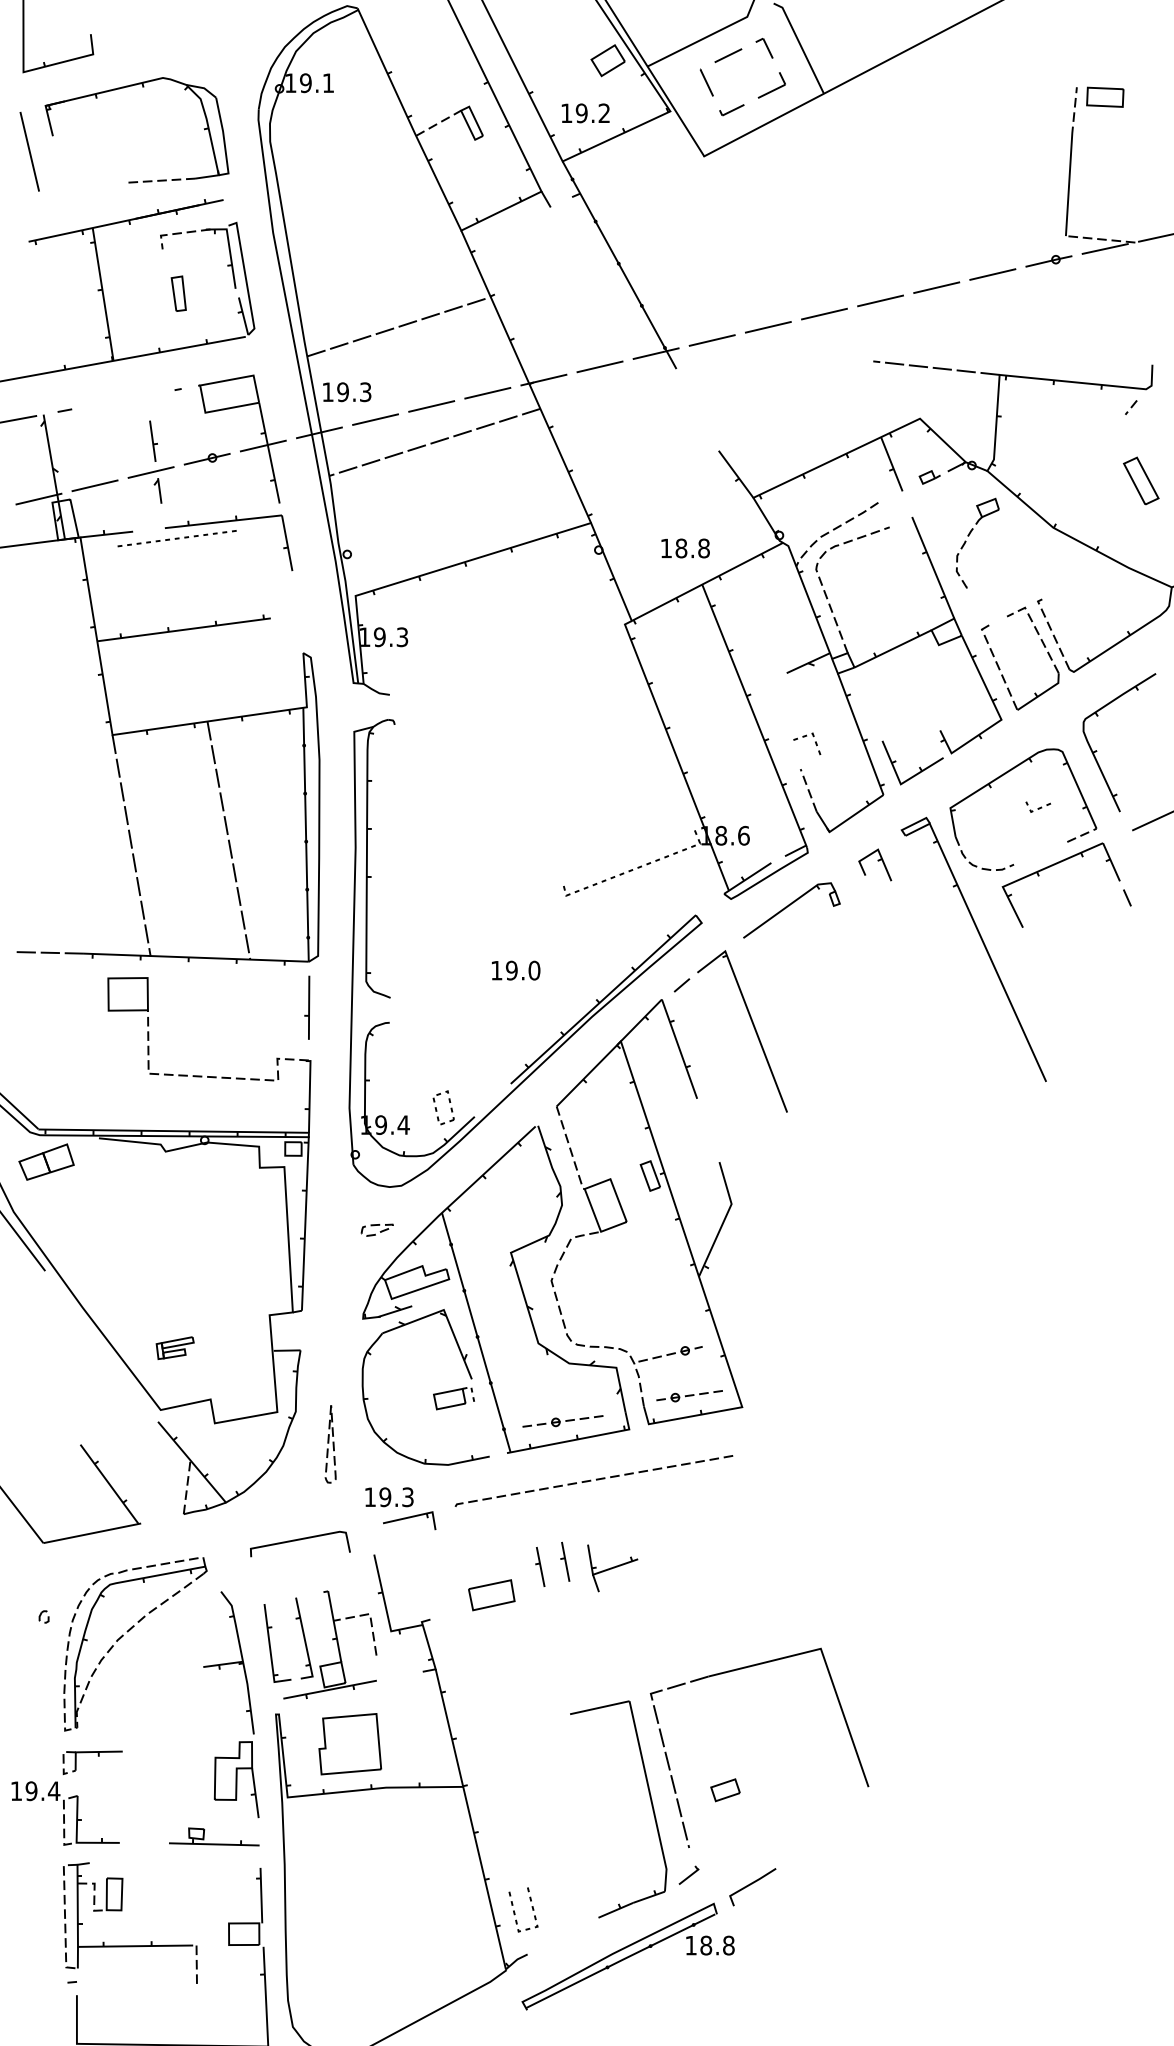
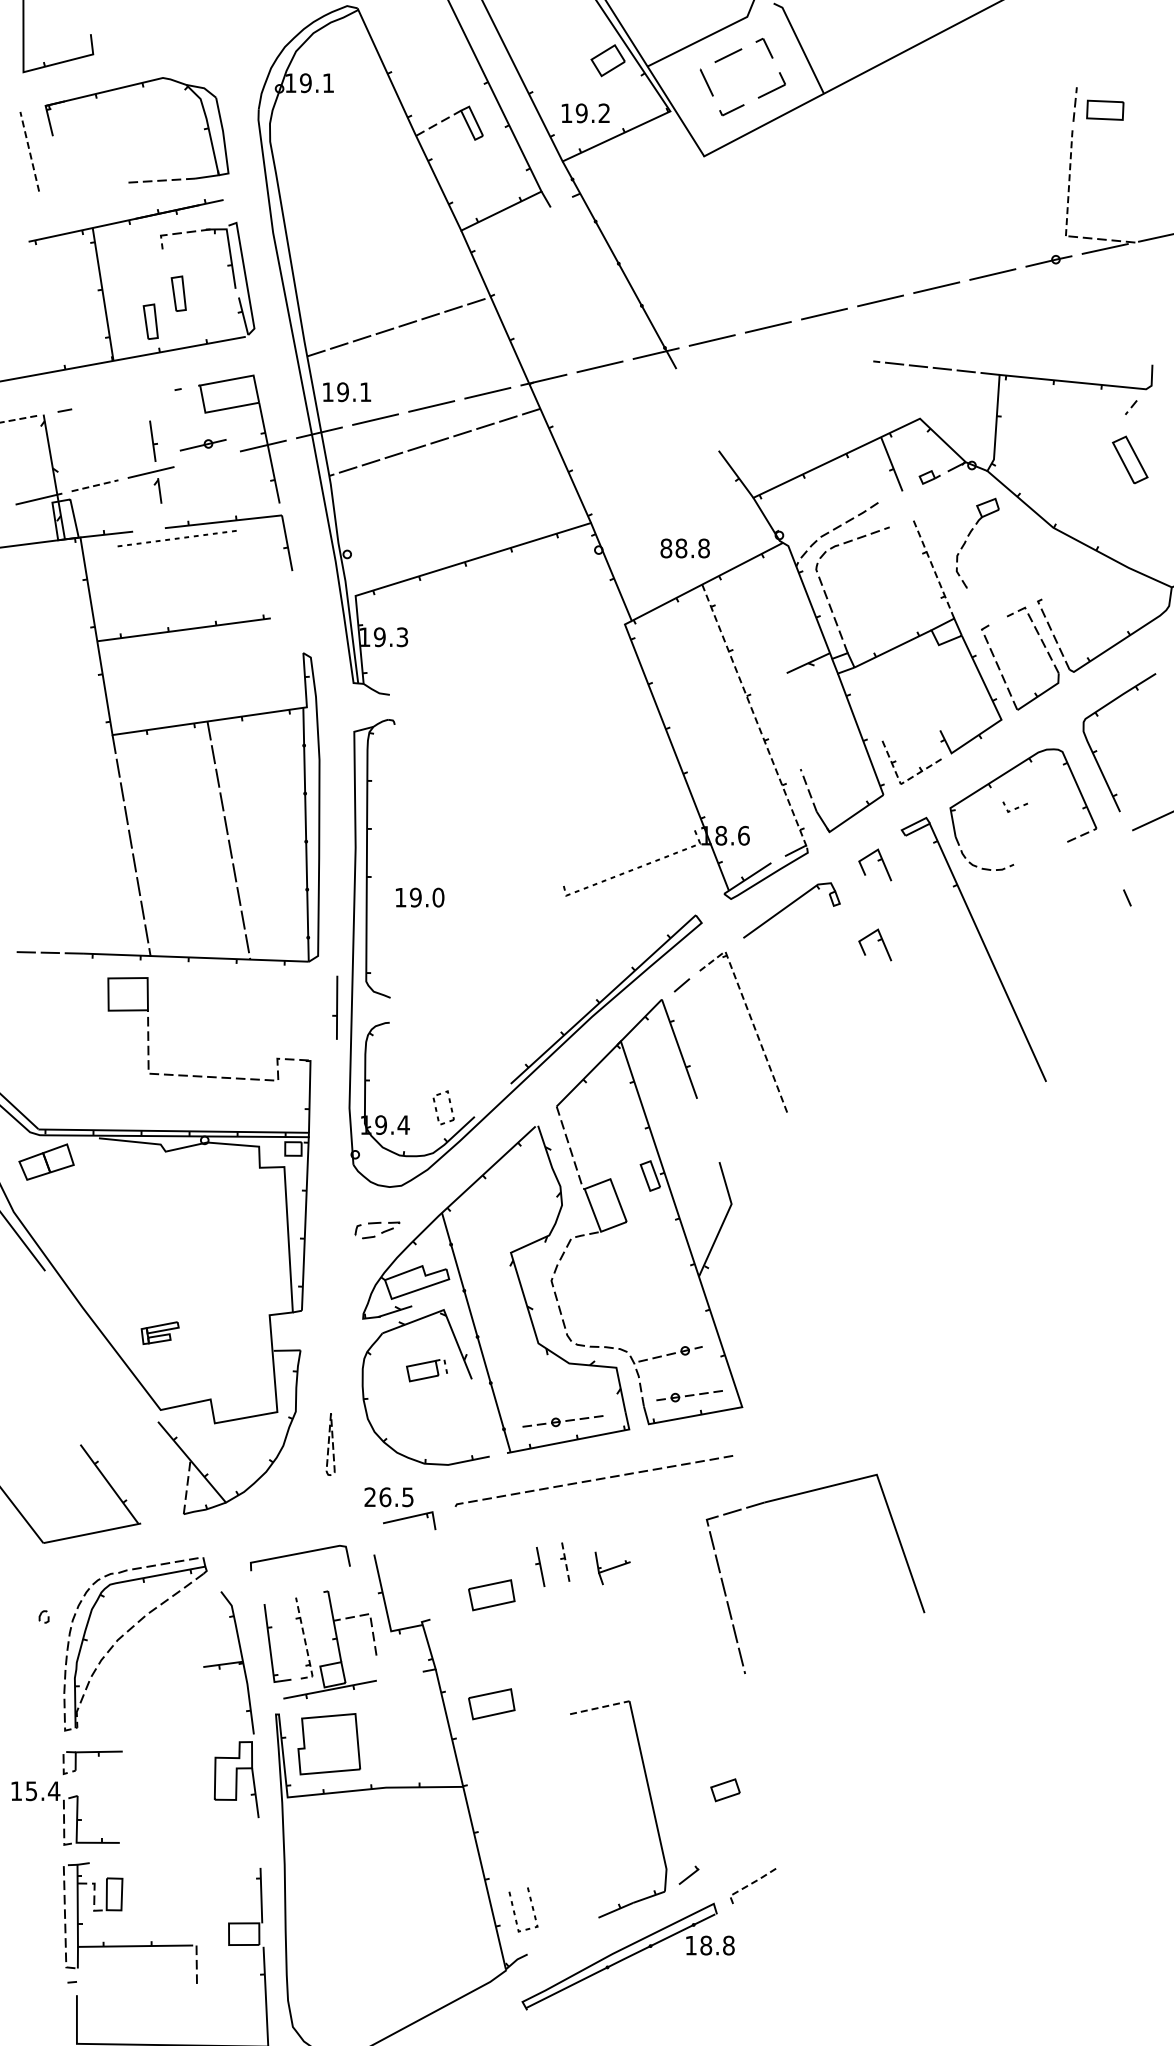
part position: (1105, 96) -> (1105, 109) (1105, 109)
line: solid -> dashed (29, 151)
line: solid -> dashed (1069, 180)
part: none -> present (150, 321)
text: 19.3 -> 19.1 (365, 392)
line: solid -> dashed (18, 419)
part position: (206, 459) -> (202, 445) (202, 445)
part position: (1141, 480) -> (1130, 459) (1130, 459)
line: solid -> dashed (95, 485)
text: 18.8 -> 88.8 (666, 548)
line: solid -> dashed (933, 567)
line: solid -> dashed (754, 716)
part: present -> none (804, 737)
line: solid -> dashed (901, 783)
part position: (1038, 806) -> (1015, 806) (1015, 806)
part: present -> none (1052, 866)
part: none -> present (875, 944)
text position: (516, 970) -> (420, 897) (420, 897)
part position: (307, 1007) -> (335, 1007) (335, 1007)
line: solid -> dashed (749, 1014)
part size: 34x14 px -> 47x19 px (377, 1230)
part position: (174, 1347) -> (159, 1332) (159, 1332)
part position: (453, 1398) -> (426, 1370) (426, 1370)
part size: 13x79 px -> 11x63 px (330, 1444)
text: 19.3 -> 26.5 (388, 1497)
curve position: (300, 1540) -> (300, 1554) (300, 1554)
line: solid -> dashed (565, 1561)
part size: 52x49 px -> 37x35 px (612, 1568)
line: solid -> dashed (305, 1643)
part position: (742, 1669) -> (798, 1495) (798, 1495)
part: none -> present (491, 1704)
line: solid -> dashed (600, 1707)
part position: (350, 1744) -> (329, 1744) (329, 1744)
text: 19.4 -> 15.4 (31, 1790)
part: present -> none (214, 1843)
line: solid -> dashed (748, 1885)
